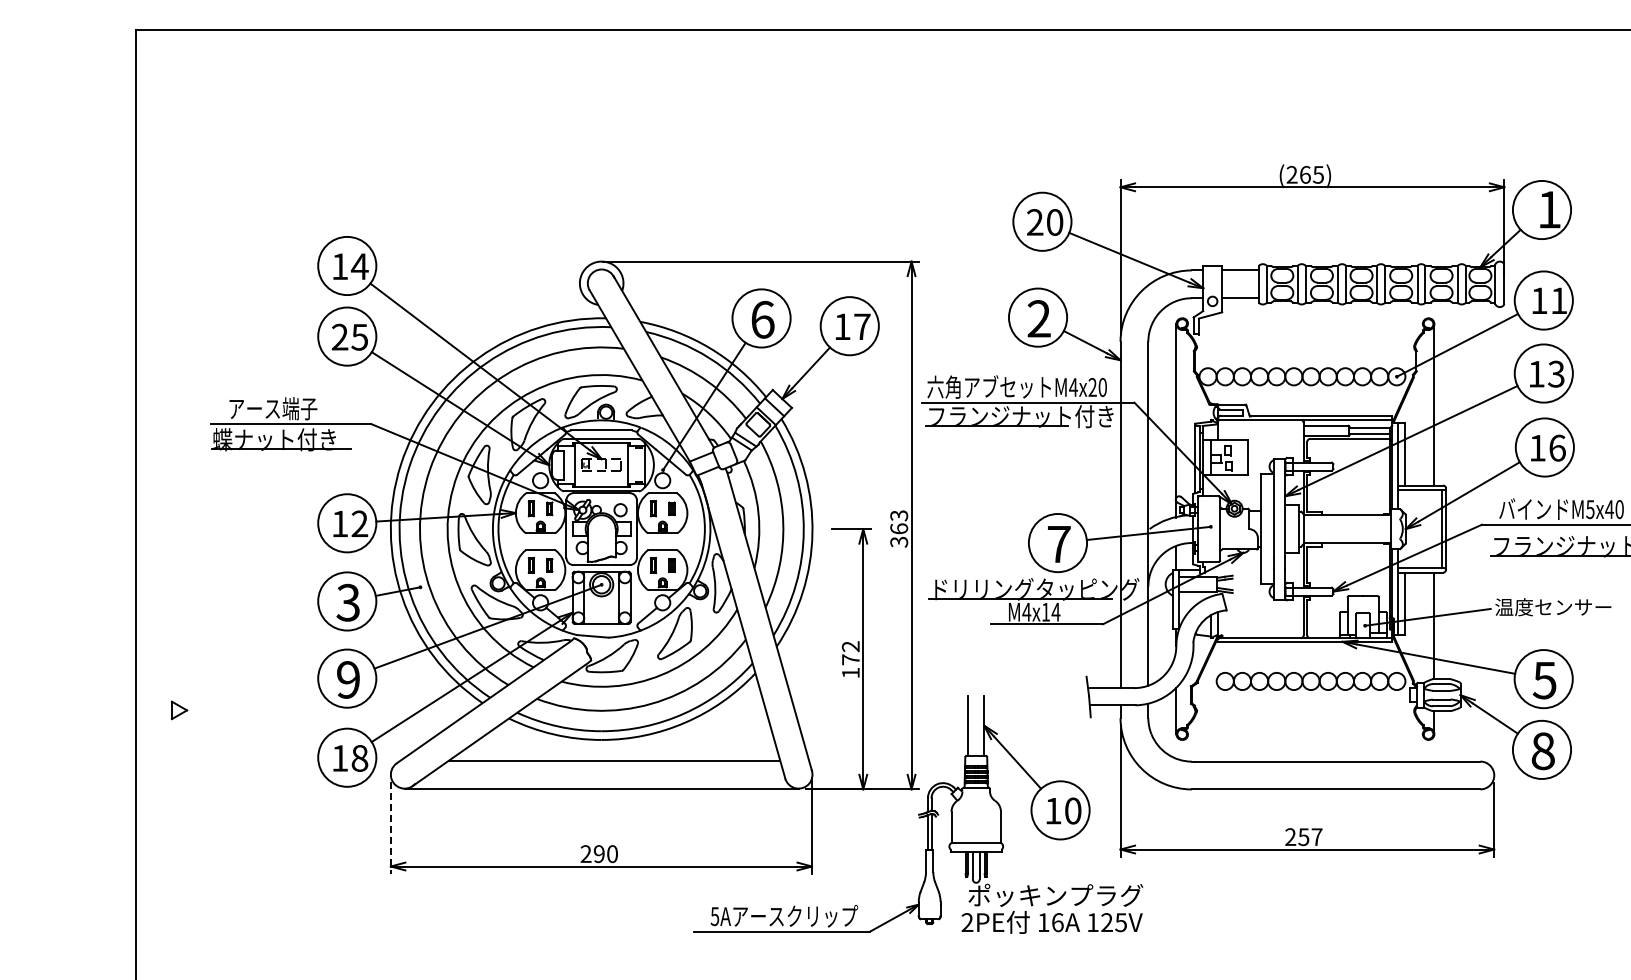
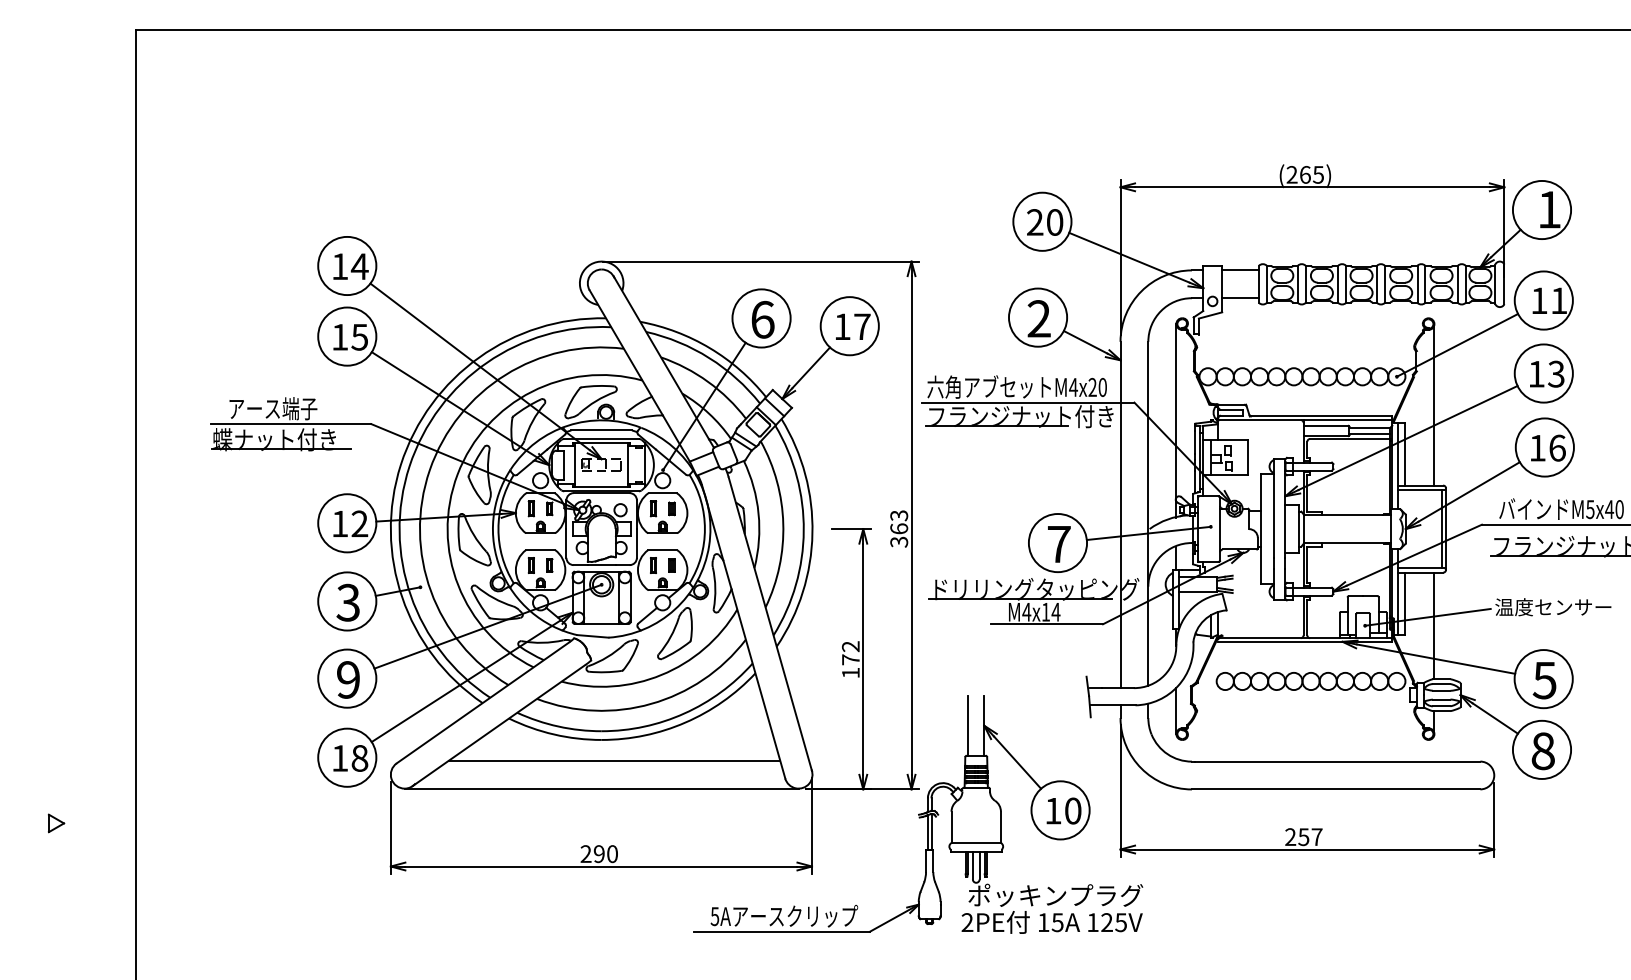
text: 25 -> 15 (339, 336)
part position: (179, 710) -> (56, 823) (56, 823)
line: dashed -> solid (390, 827)
text: 16A -> 15A (1057, 922)
